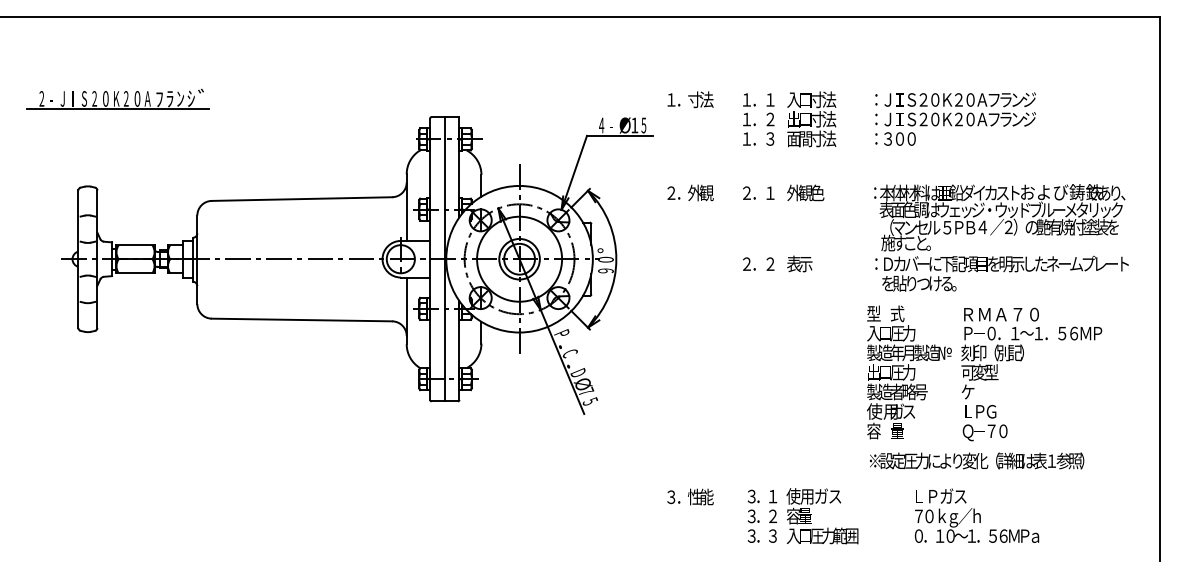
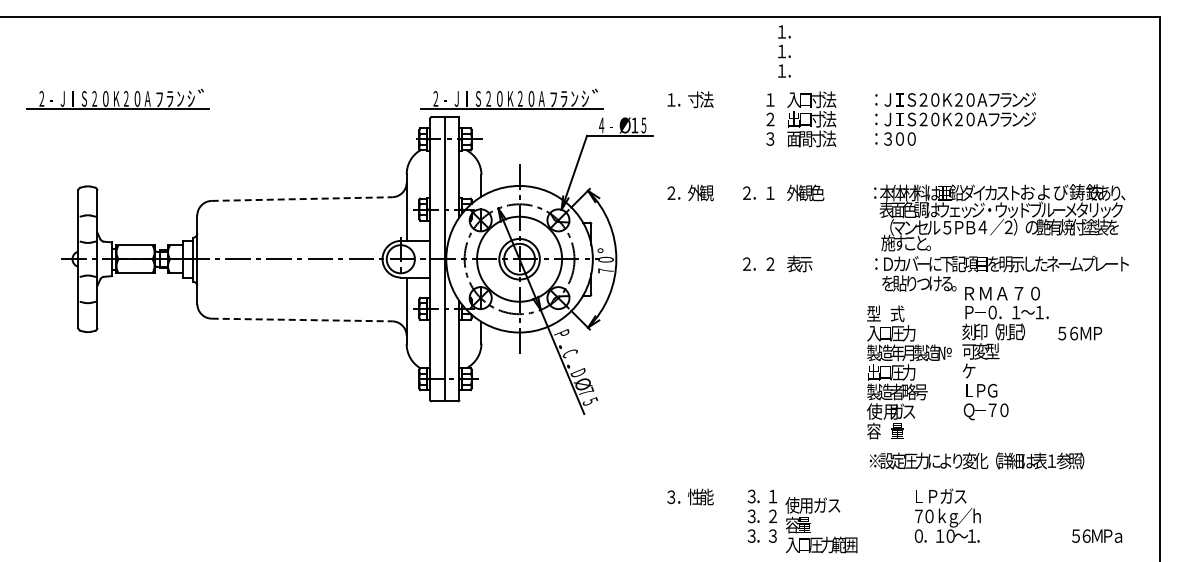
part: none -> present (511, 98)
text position: (749, 119) -> (784, 51) (784, 51)
line: solid -> dashed (302, 199)
text: 9 -> 7 (605, 270)
line: solid -> dashed (302, 320)
text position: (1004, 374) -> (1005, 353) (1005, 353)
text position: (822, 516) -> (821, 525) (821, 525)
text position: (1014, 535) -> (1097, 535) (1097, 535)
